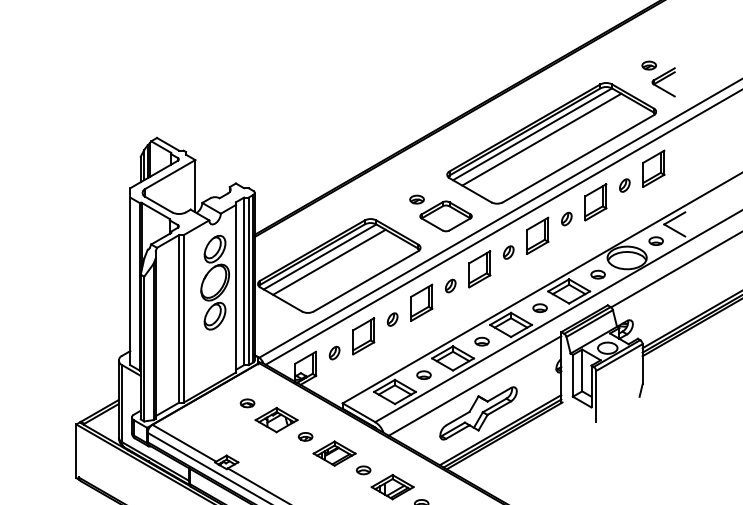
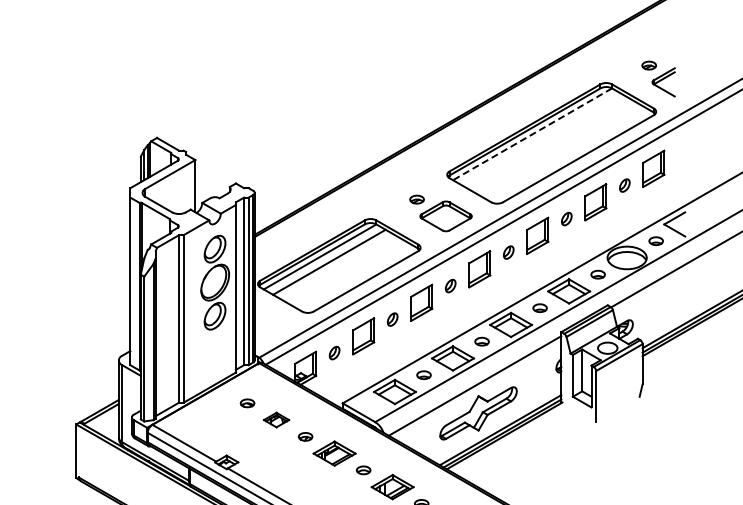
line: solid -> dashed (532, 134)
line: present -> none (541, 139)
part size: 45x28 px -> 28x18 px (276, 419)
